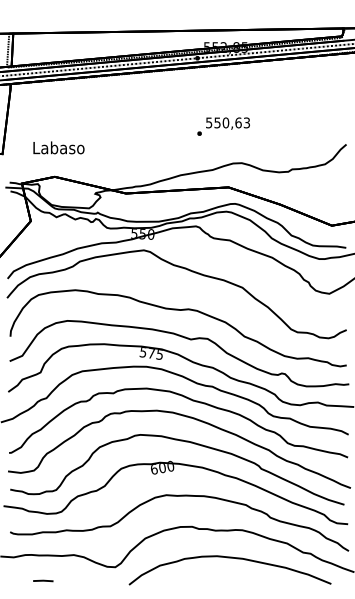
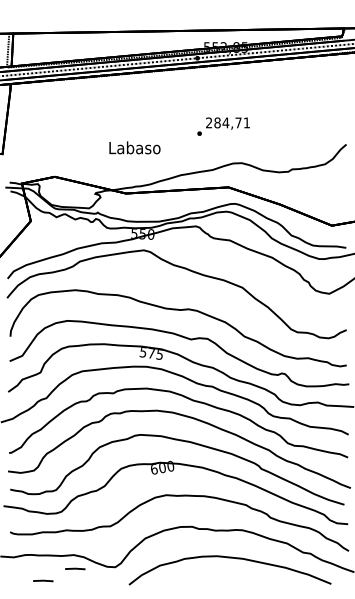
text: 550,63 -> 284,71 (227, 122)
text position: (58, 147) -> (134, 147) (134, 147)
line: none -> present (75, 568)
